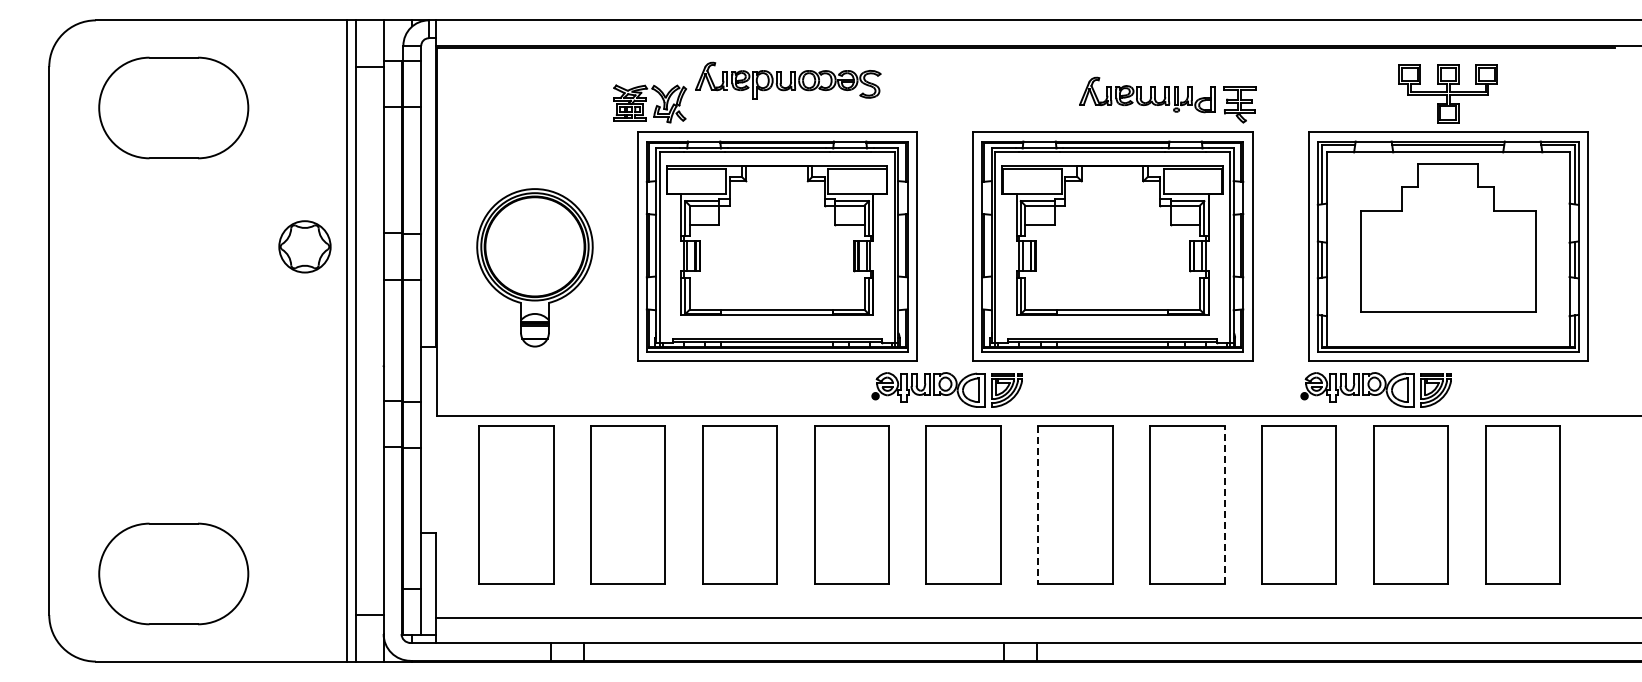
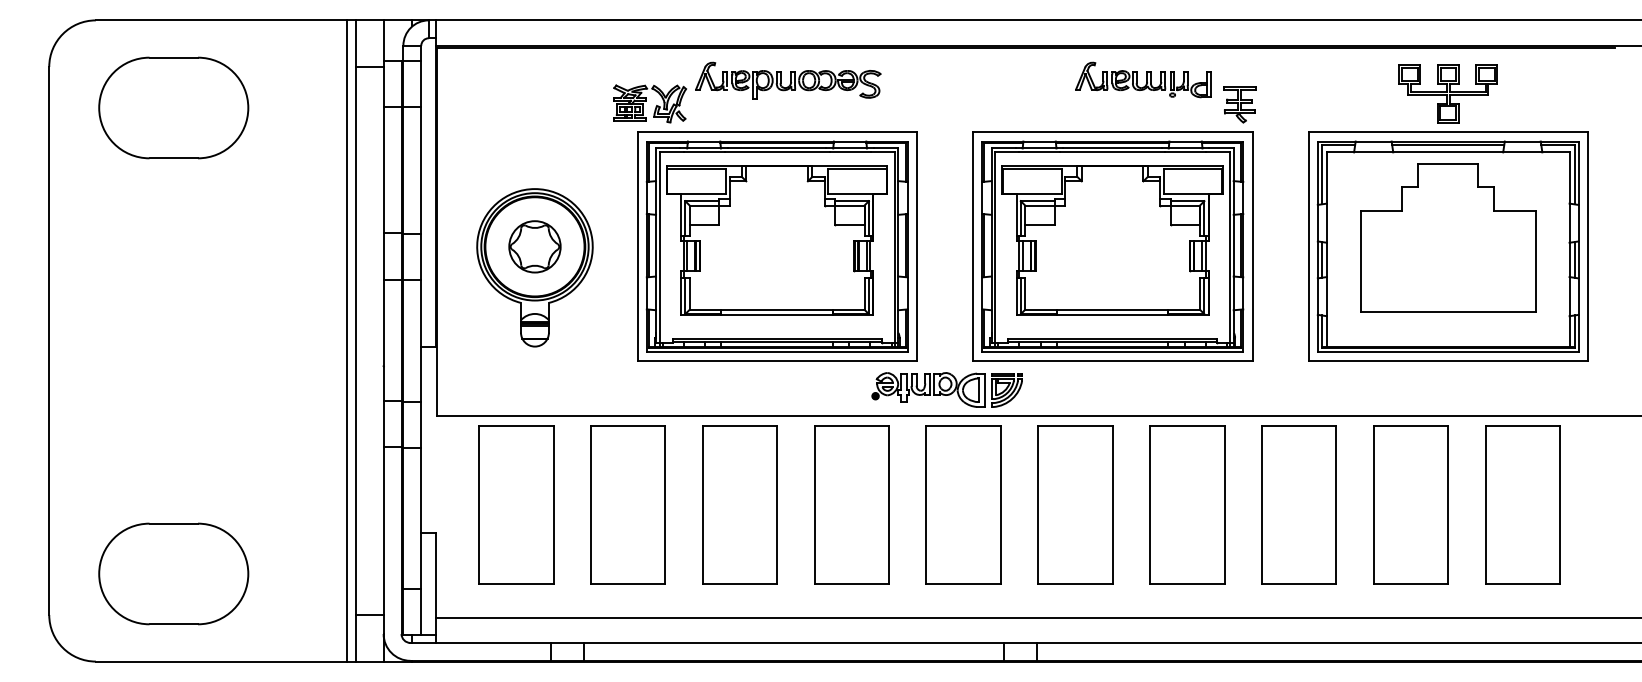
part position: (1147, 94) -> (1143, 79) (1143, 79)
part position: (304, 246) -> (534, 246) (534, 246)
part: present -> none (1375, 389)
line: dashed -> solid (1224, 504)
line: dashed -> solid (1038, 505)
